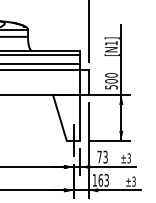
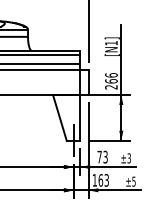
text: 500 -> 266 (111, 81)
text: ±3 -> ±5 (133, 180)
